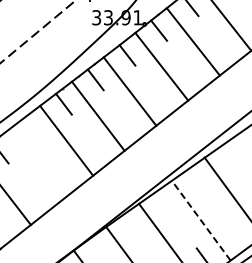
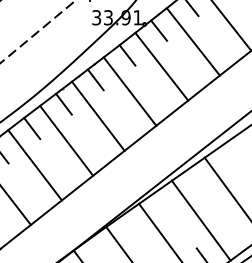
line: none -> present (32, 128)
line: none -> present (34, 165)
line: dashed -> solid (201, 220)
